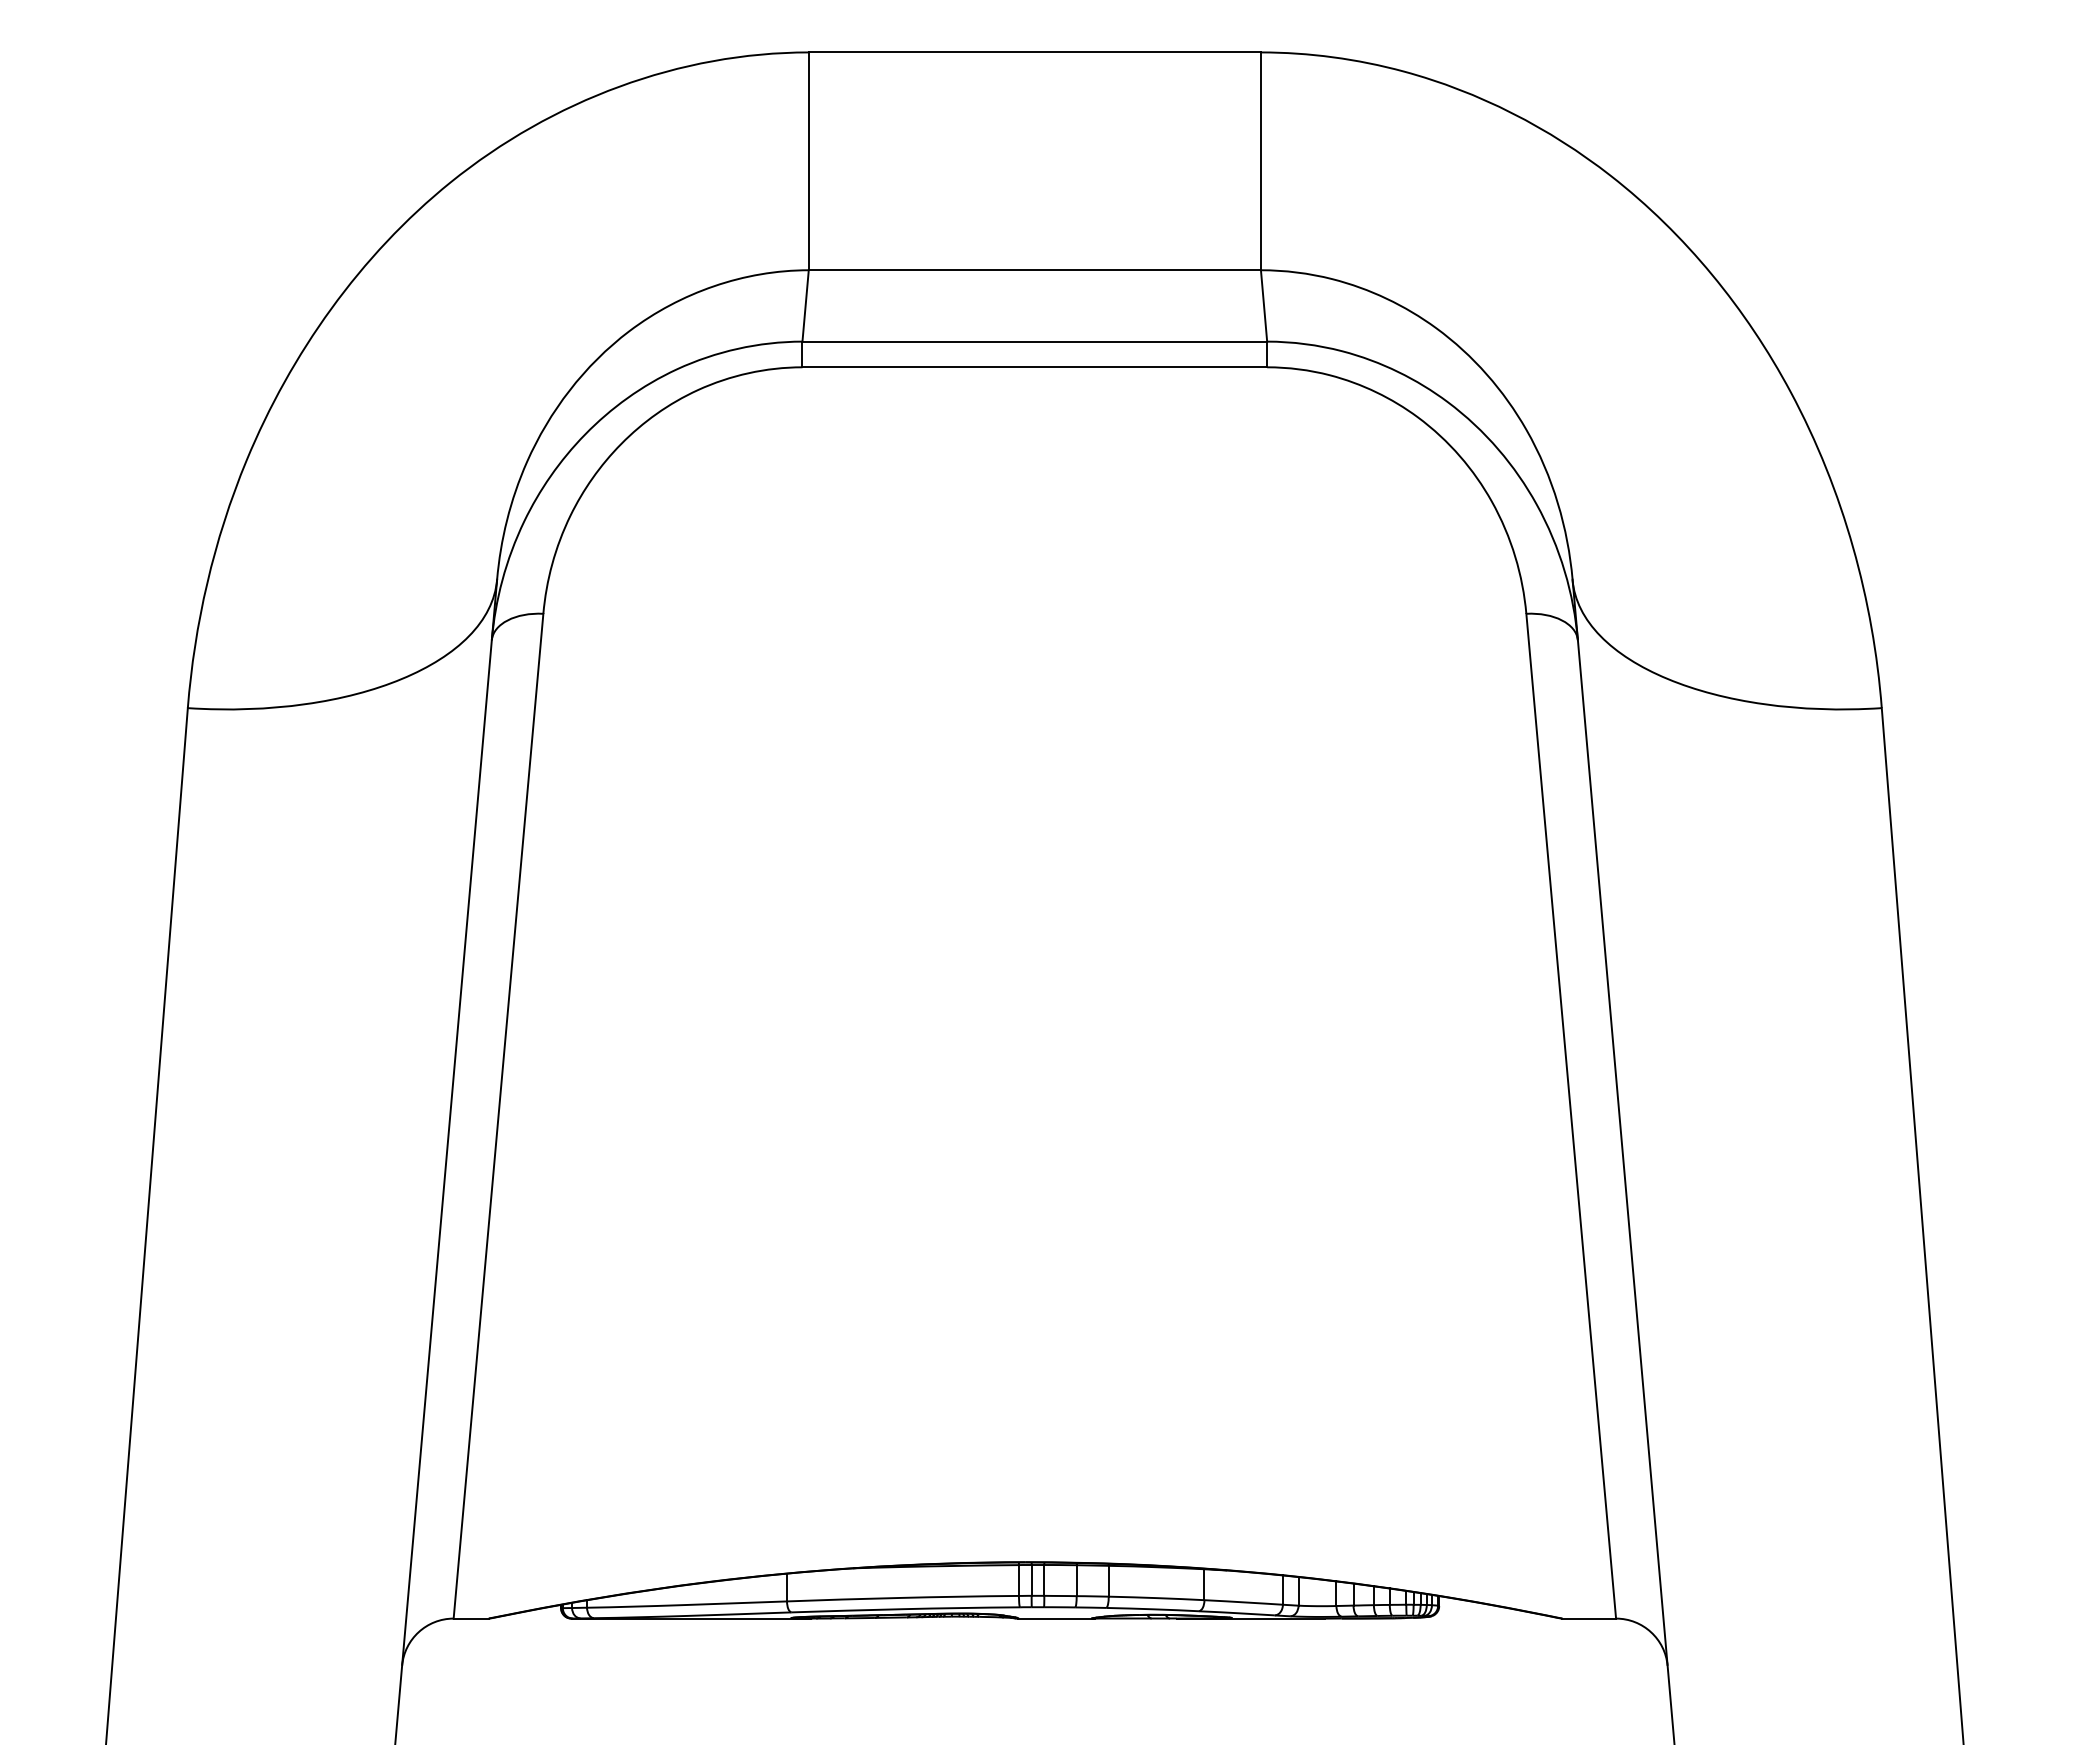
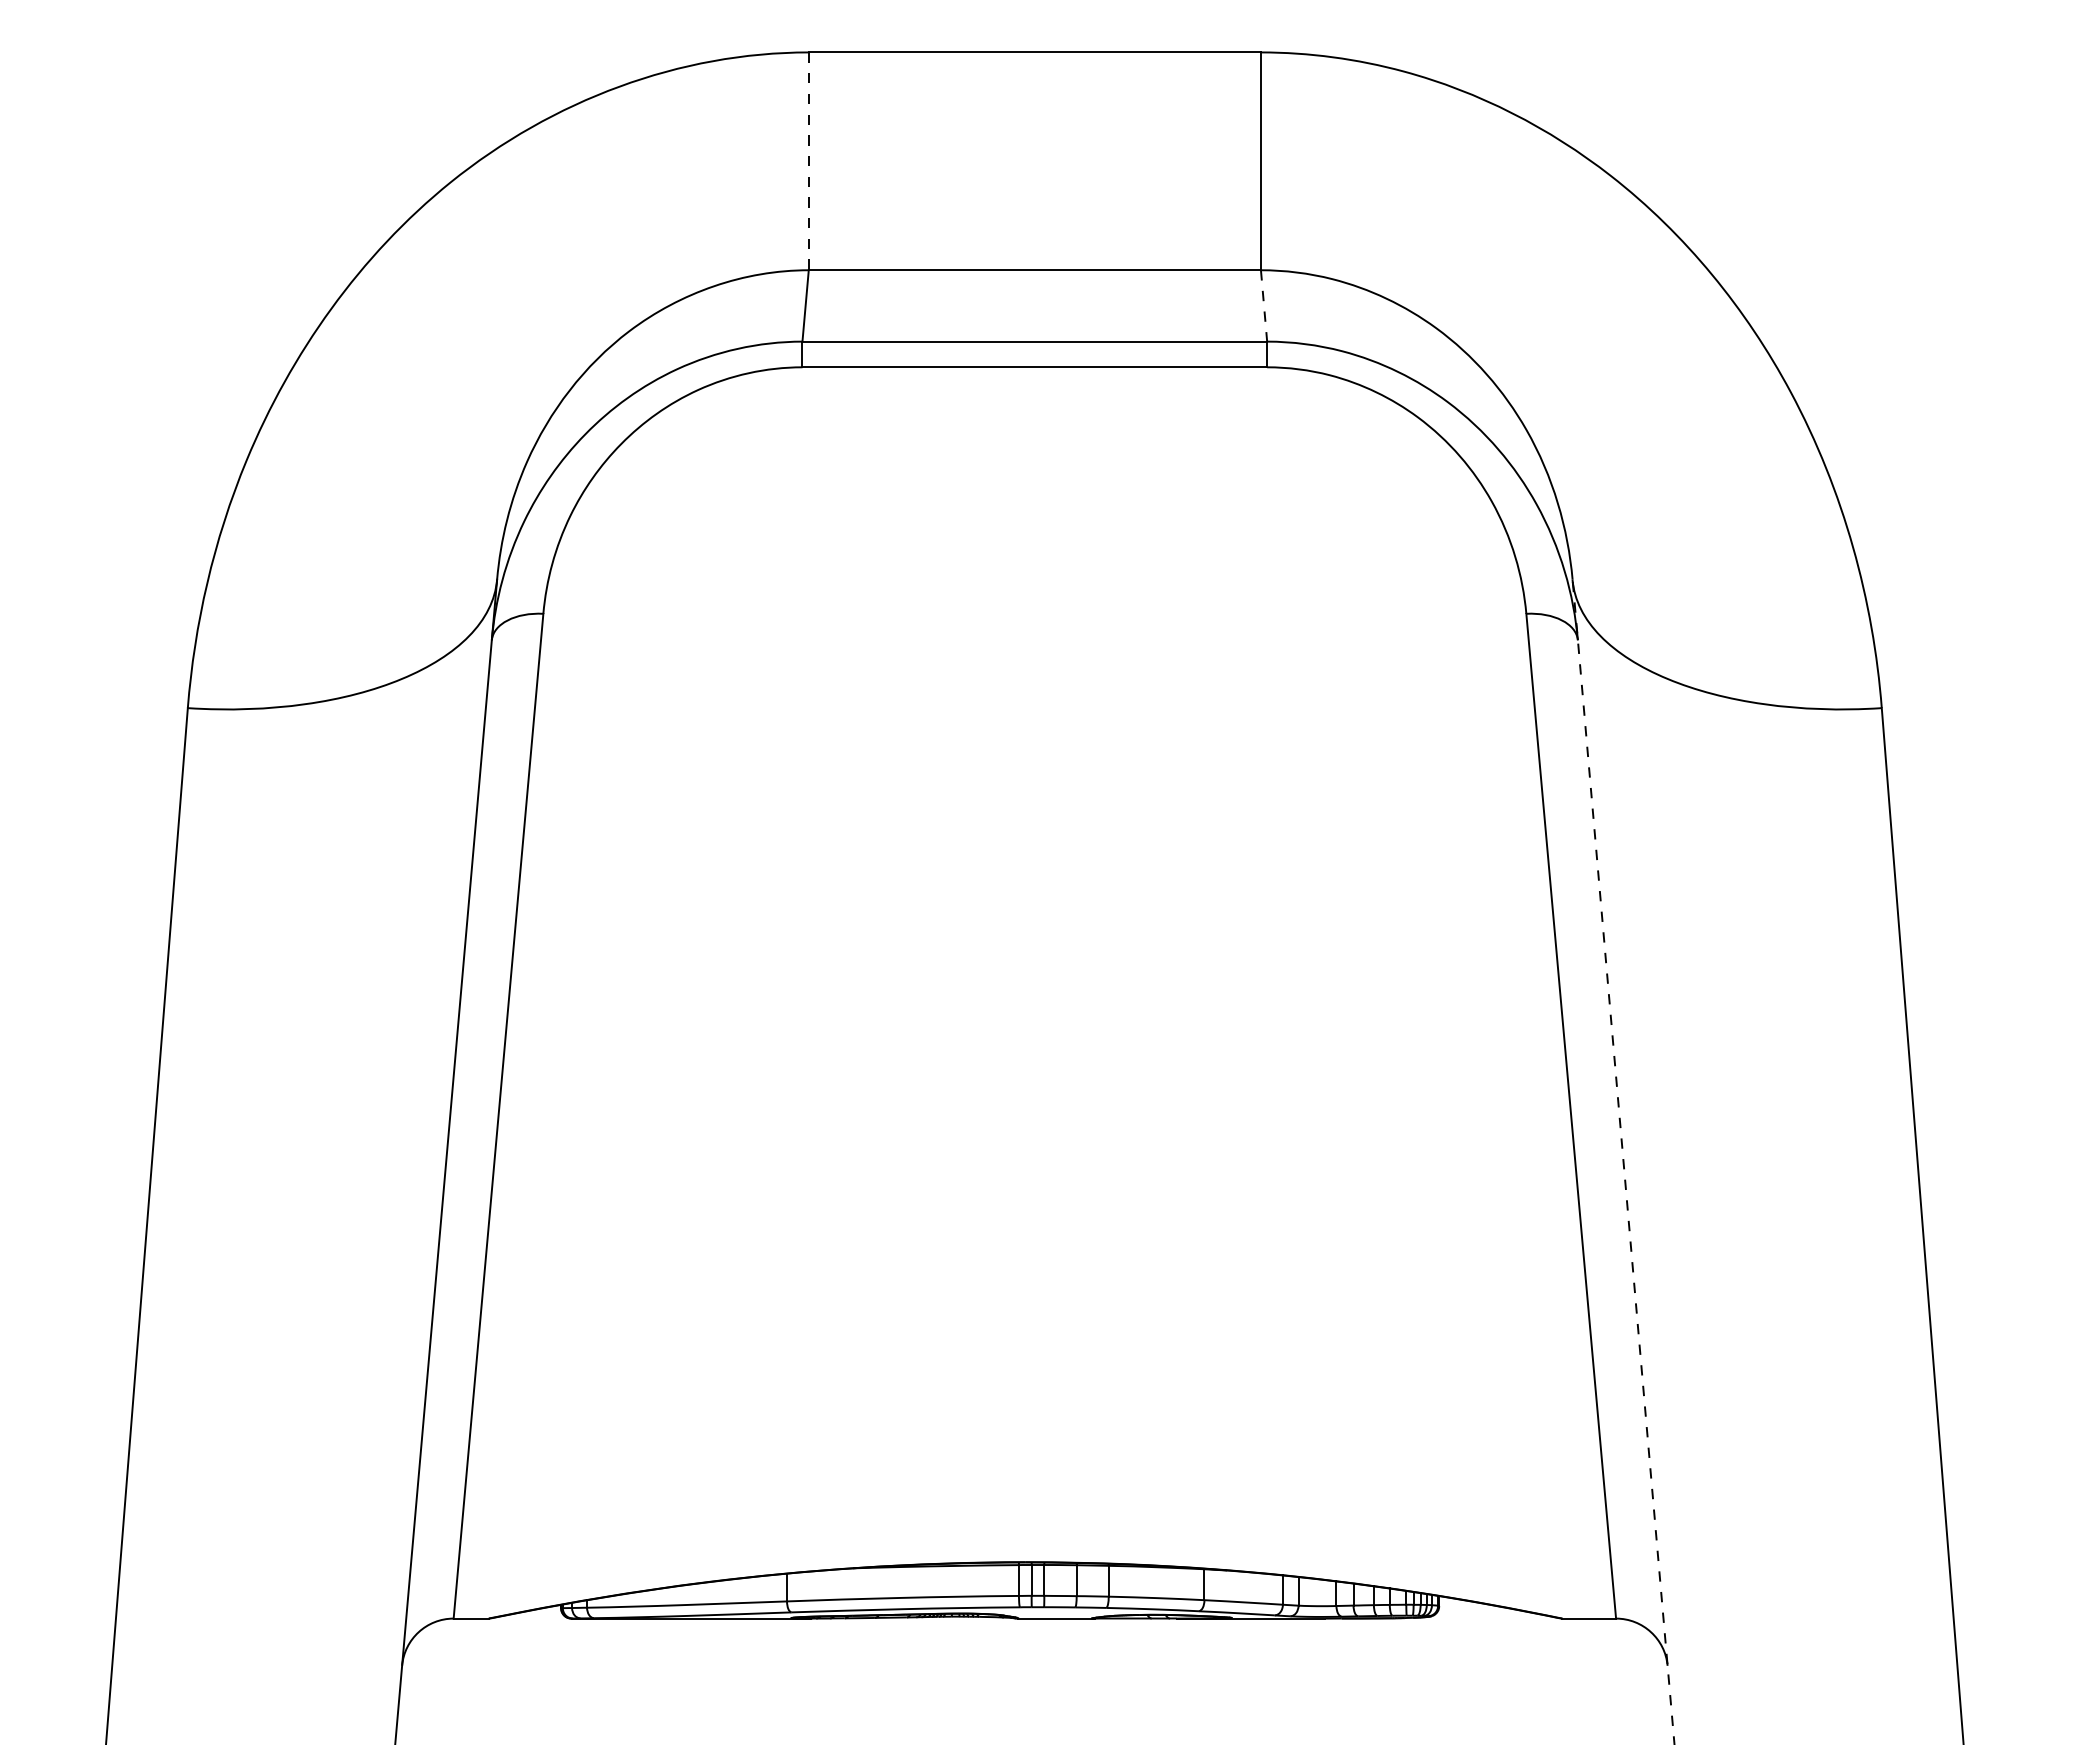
line: solid -> dashed (808, 161)
line: solid -> dashed (1264, 305)
line: solid -> dashed (1623, 1162)
